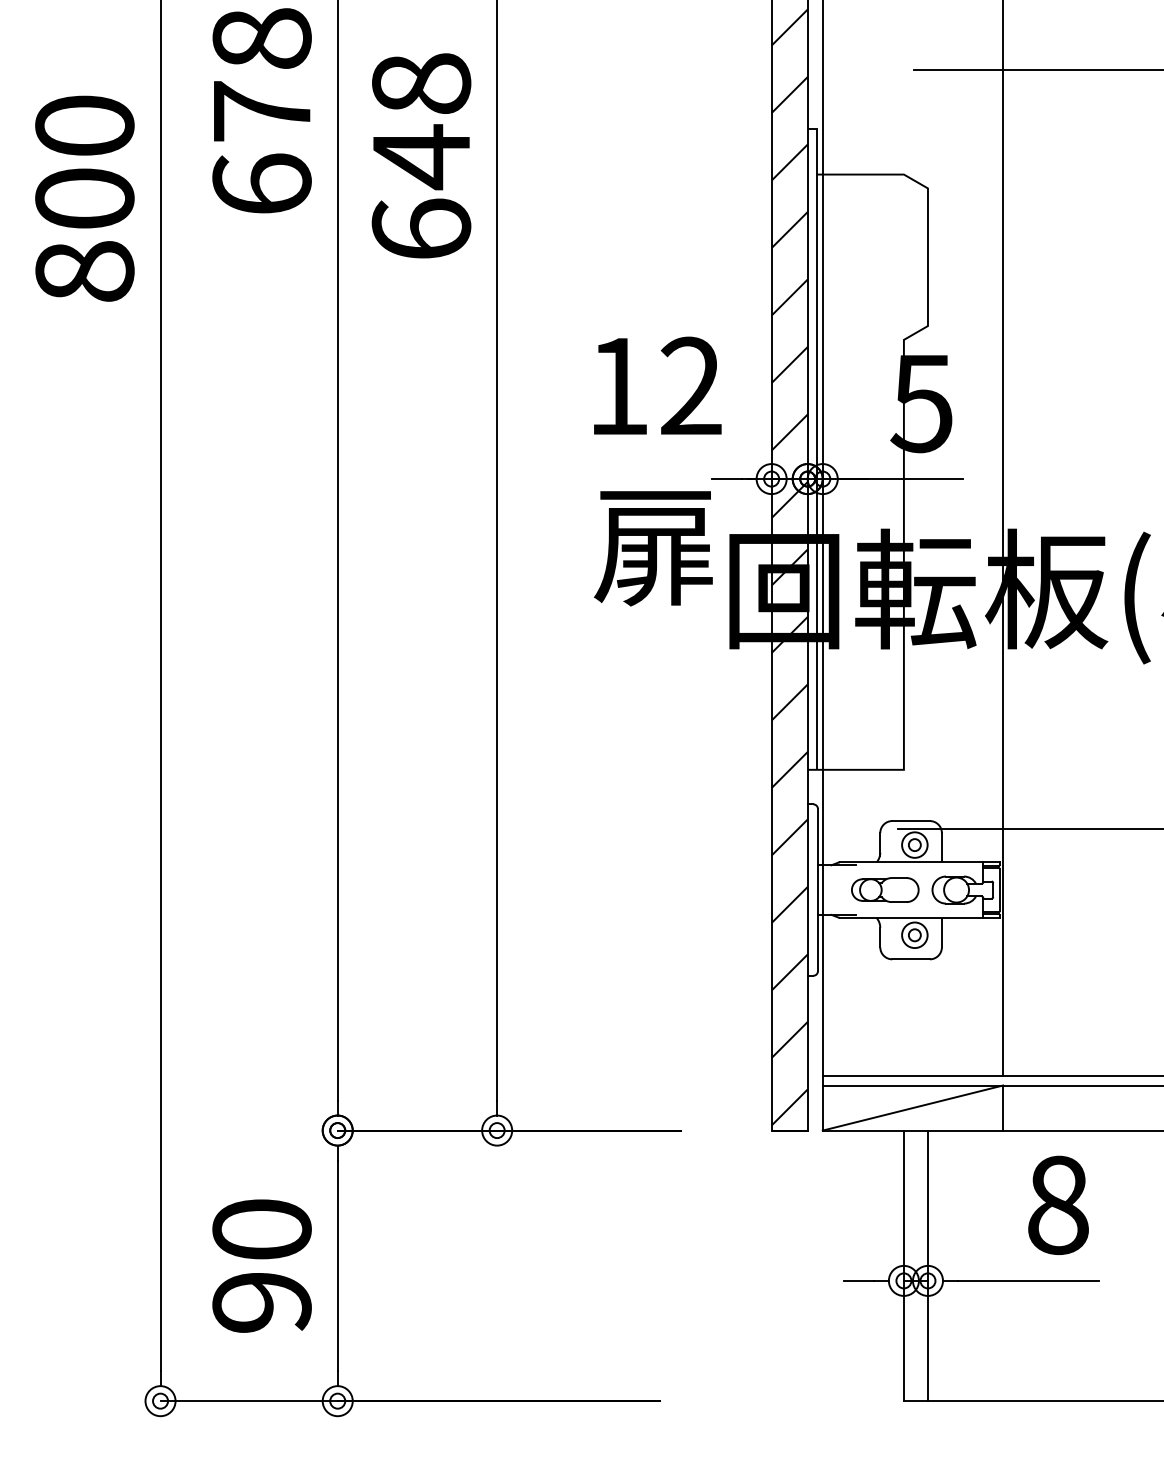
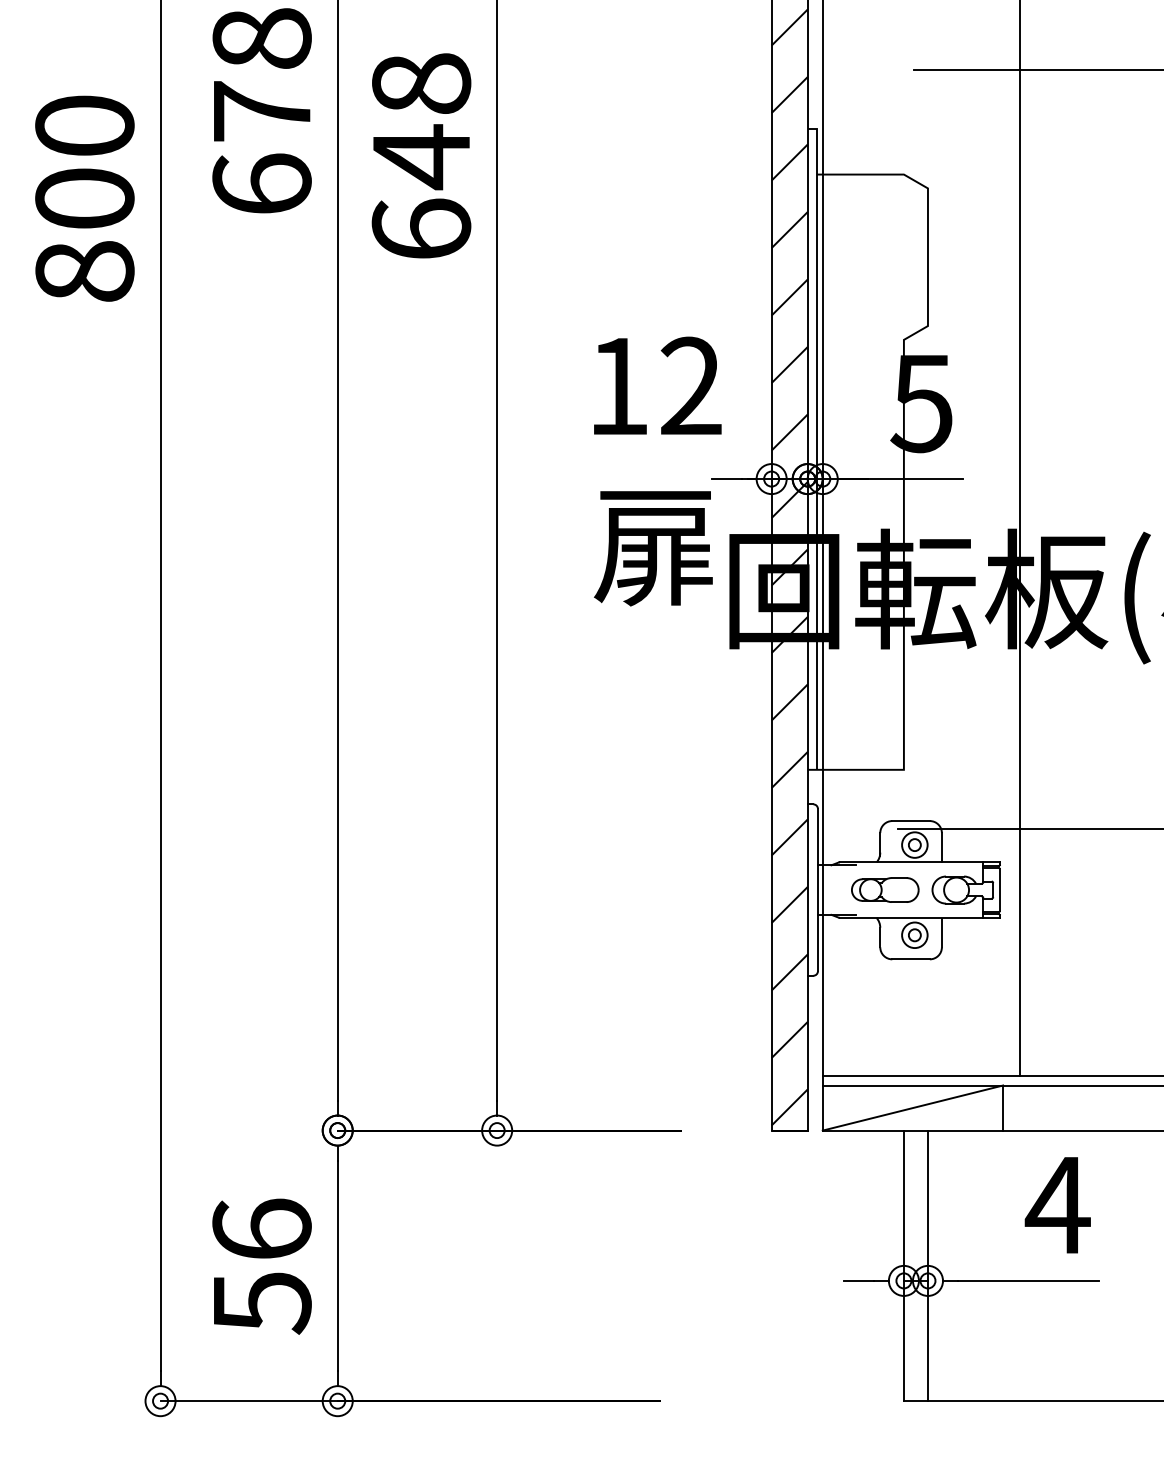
line position: (1003, 539) -> (1020, 539) (1020, 539)
text: 8 -> 4 (1057, 1205)
text: 90 -> 56 (261, 1266)
